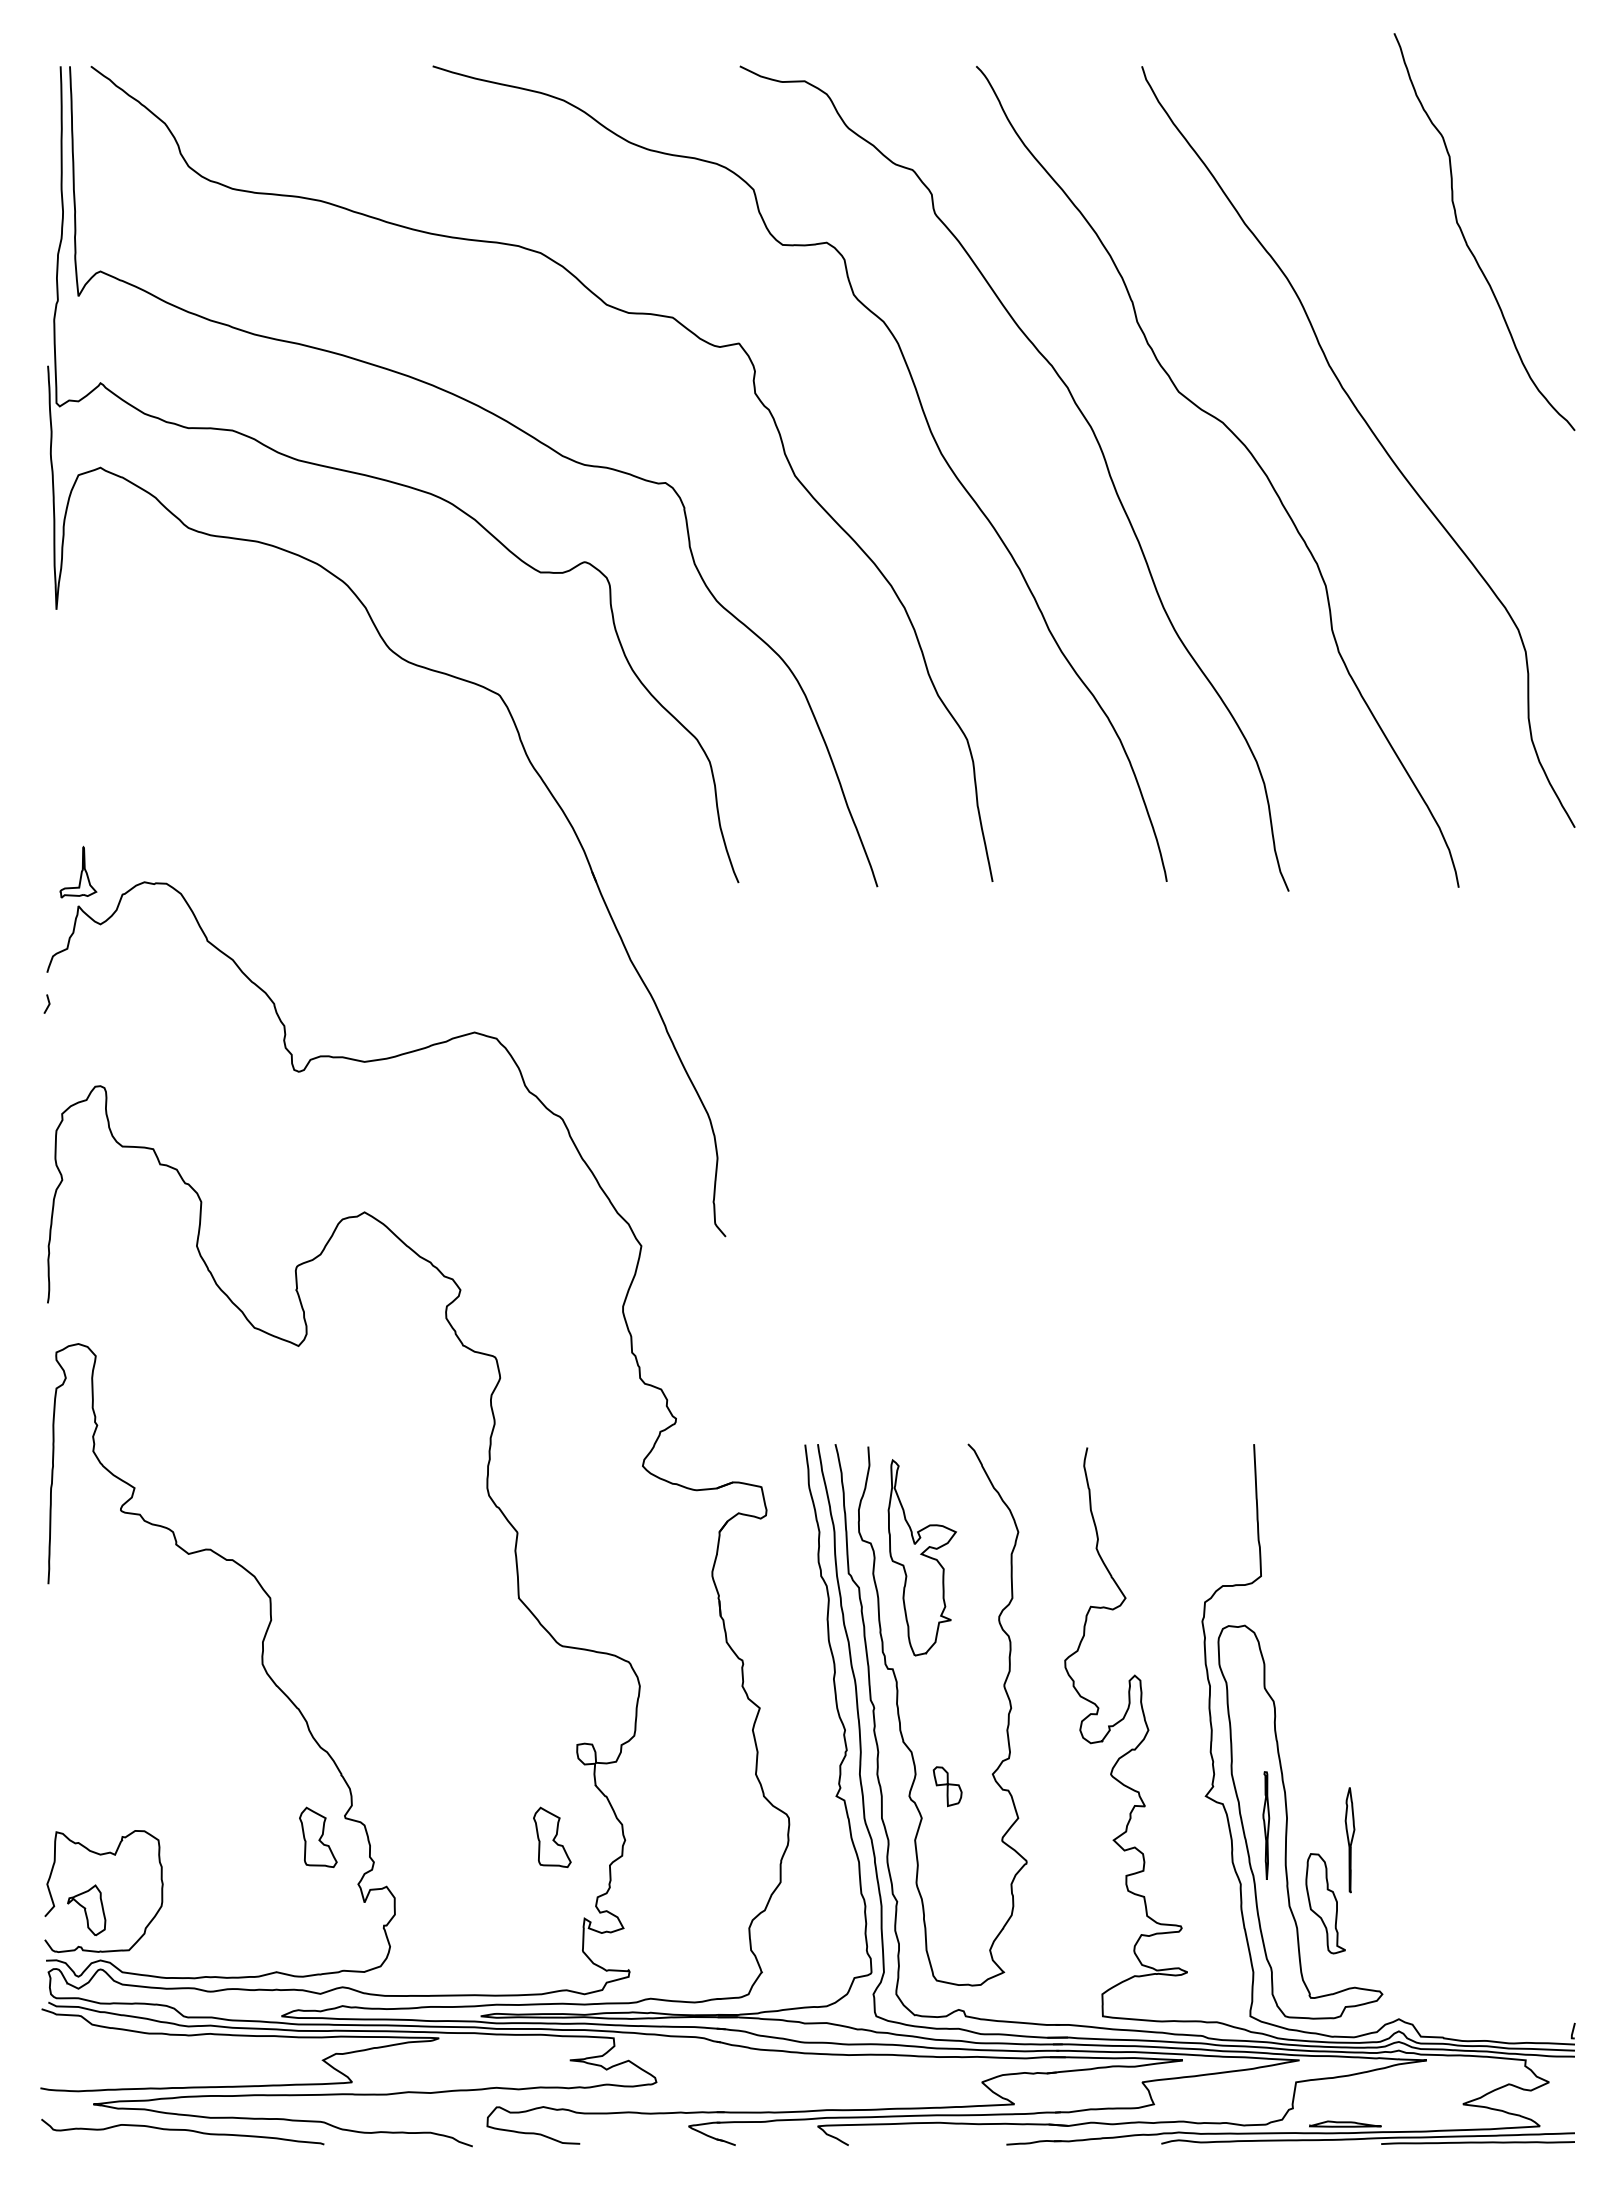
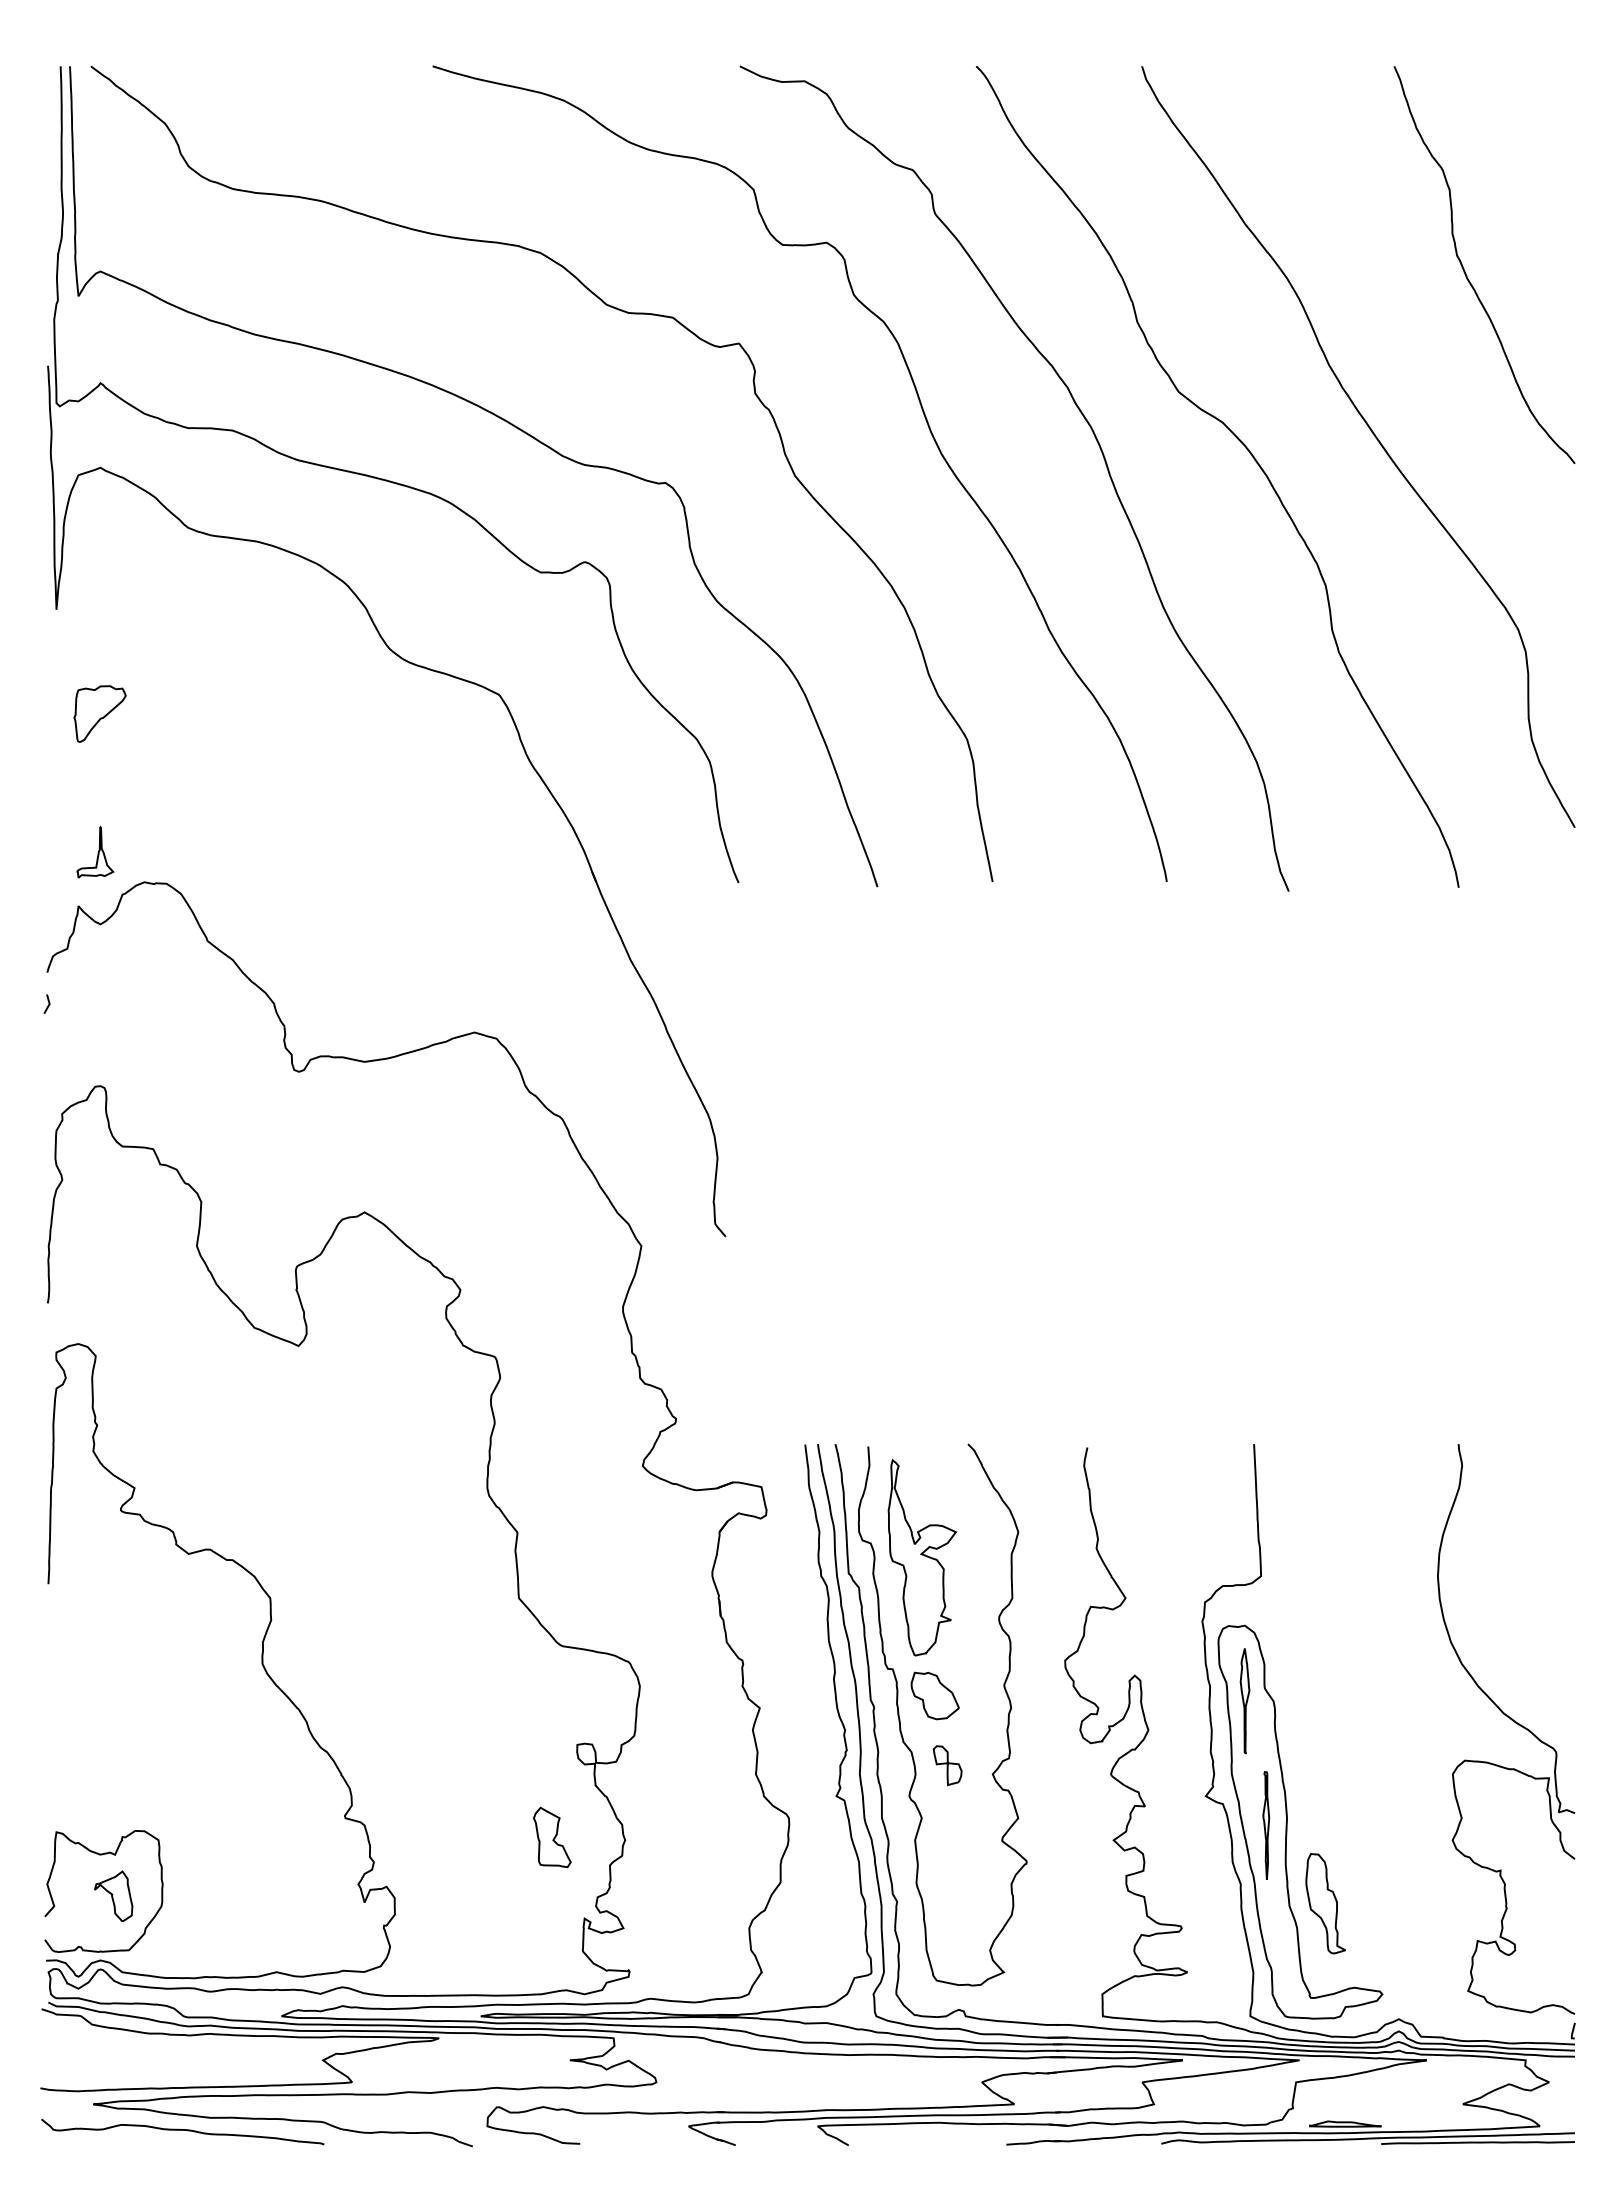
curve position: (1466, 240) -> (1466, 273) (1466, 273)
part: none -> present (99, 713)
part position: (78, 871) -> (95, 851) (95, 851)
part: none -> present (934, 1695)
part: none -> present (1512, 1721)
part position: (947, 1786) -> (947, 1765) (947, 1765)
part: present -> none (318, 1837)
part position: (1349, 1840) -> (1244, 1701) (1244, 1701)
part position: (86, 1910) -> (113, 1896) (113, 1896)
